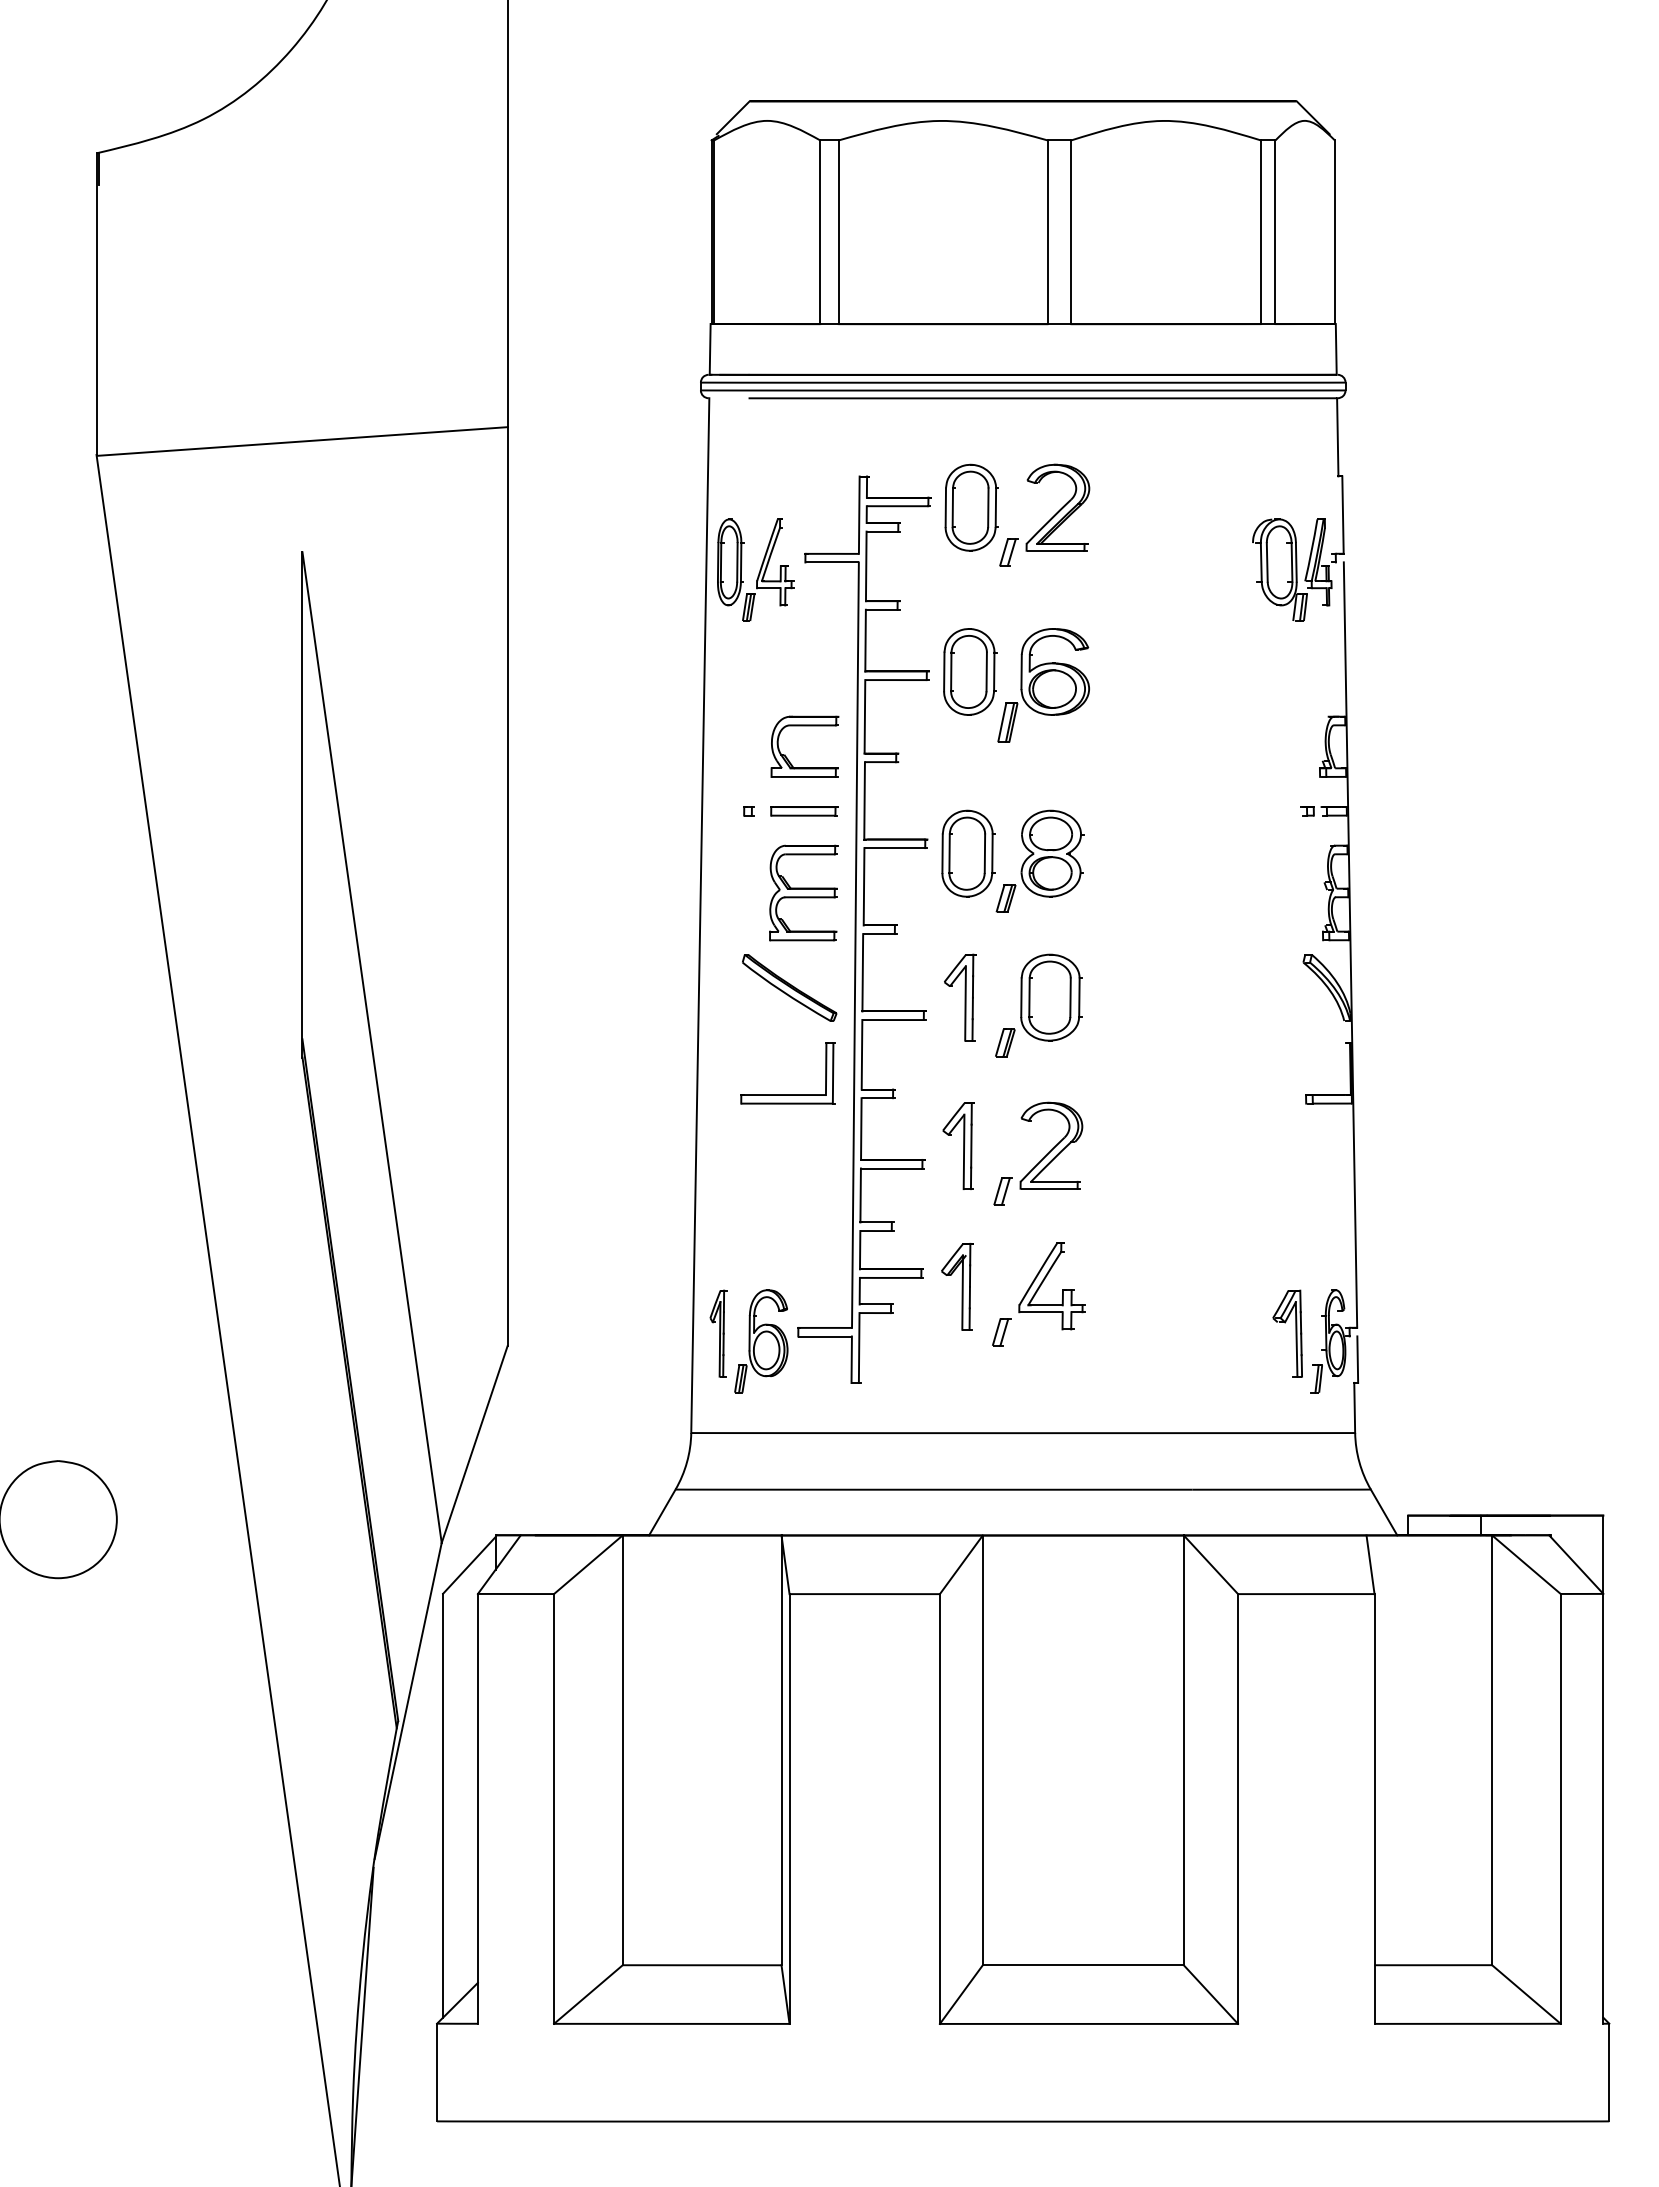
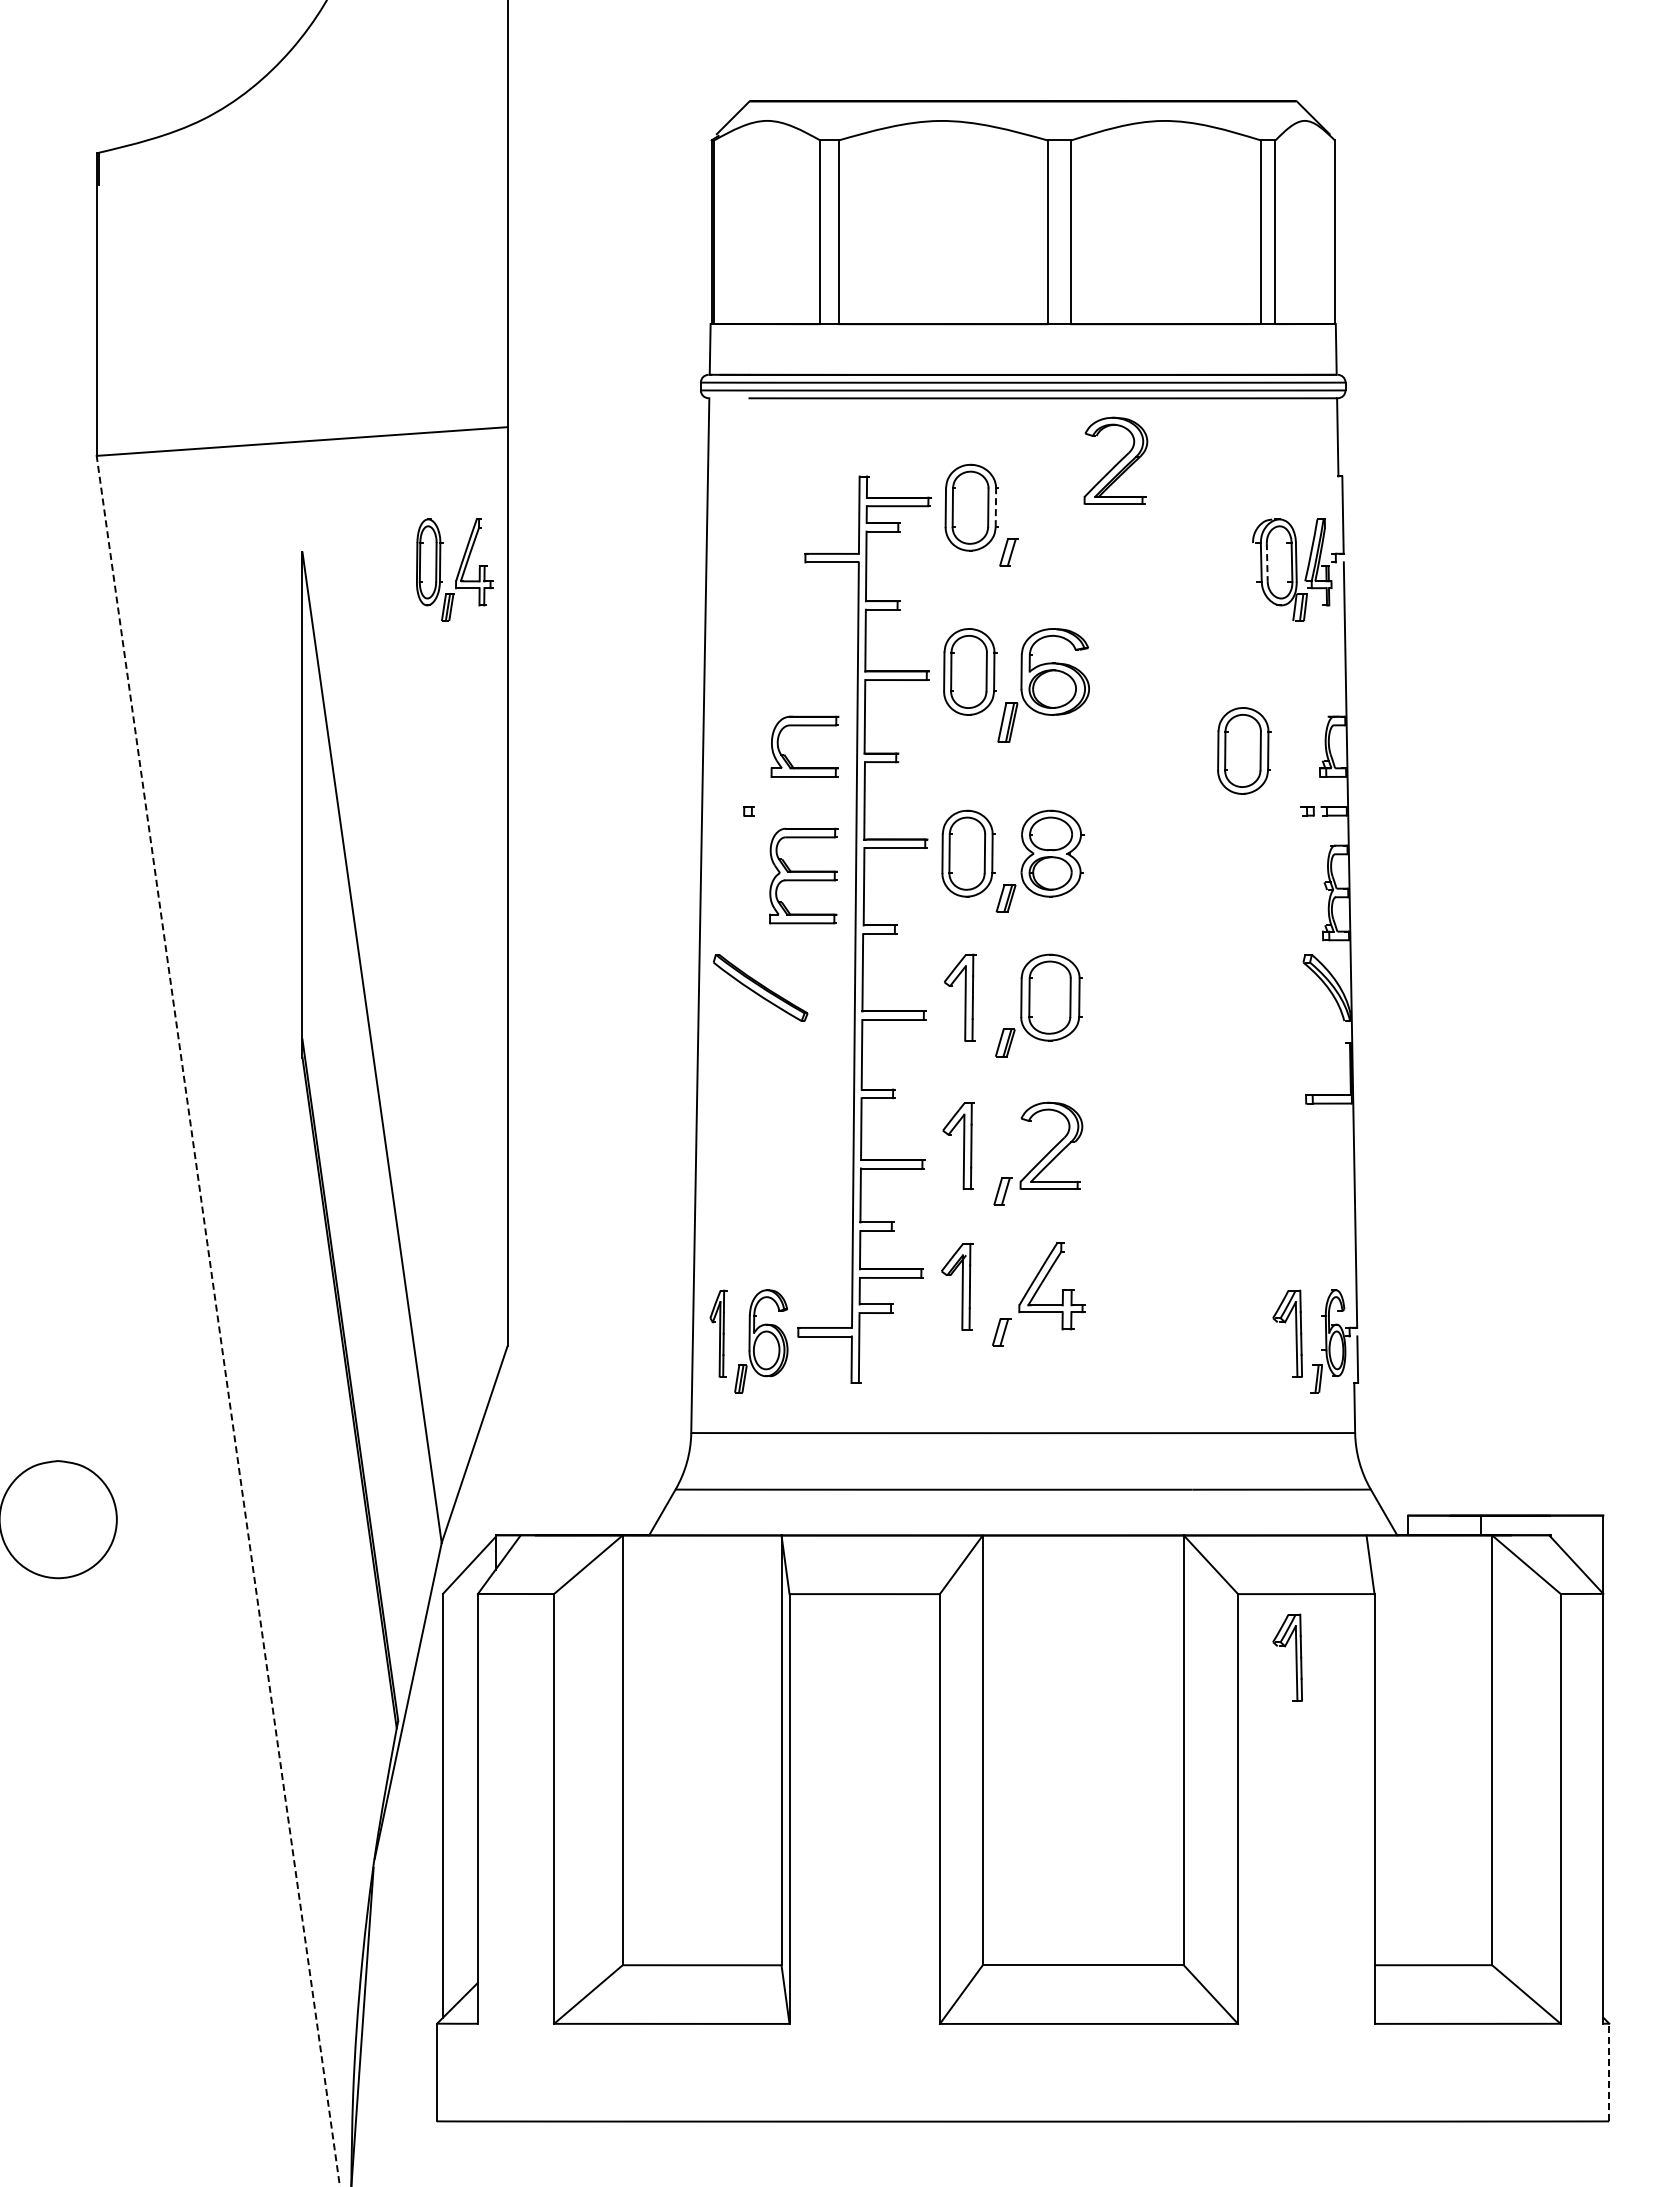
line: solid -> dashed (995, 507)
part position: (1057, 507) -> (1115, 460) (1115, 460)
line: solid -> dashed (1267, 562)
part position: (755, 569) -> (454, 569) (454, 569)
part: none -> present (1244, 750)
part: present -> none (804, 811)
part position: (803, 892) -> (803, 875) (803, 875)
part position: (789, 987) -> (760, 987) (760, 987)
part: present -> none (787, 1094)
line: solid -> dashed (218, 1321)
part: none -> present (1295, 1657)
line: solid -> dashed (1609, 2072)
